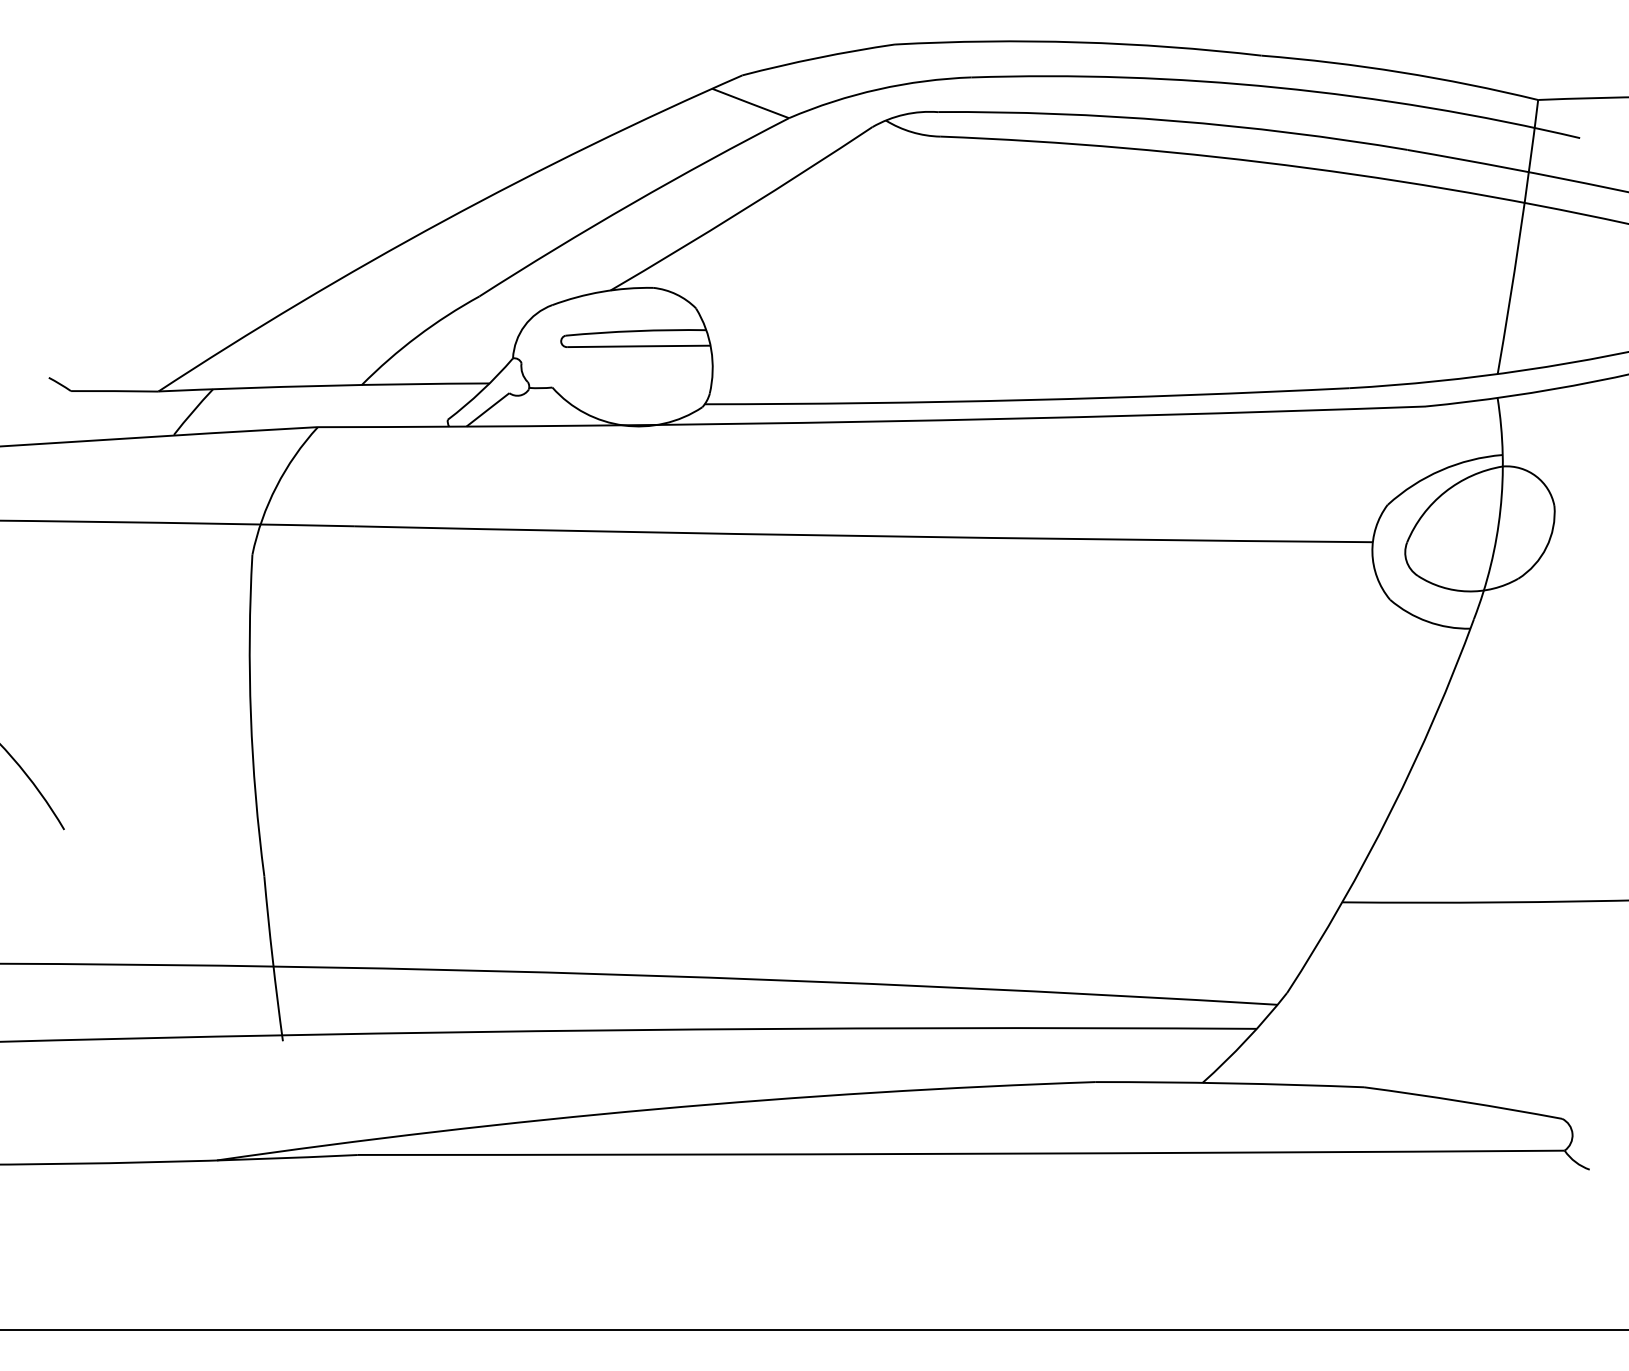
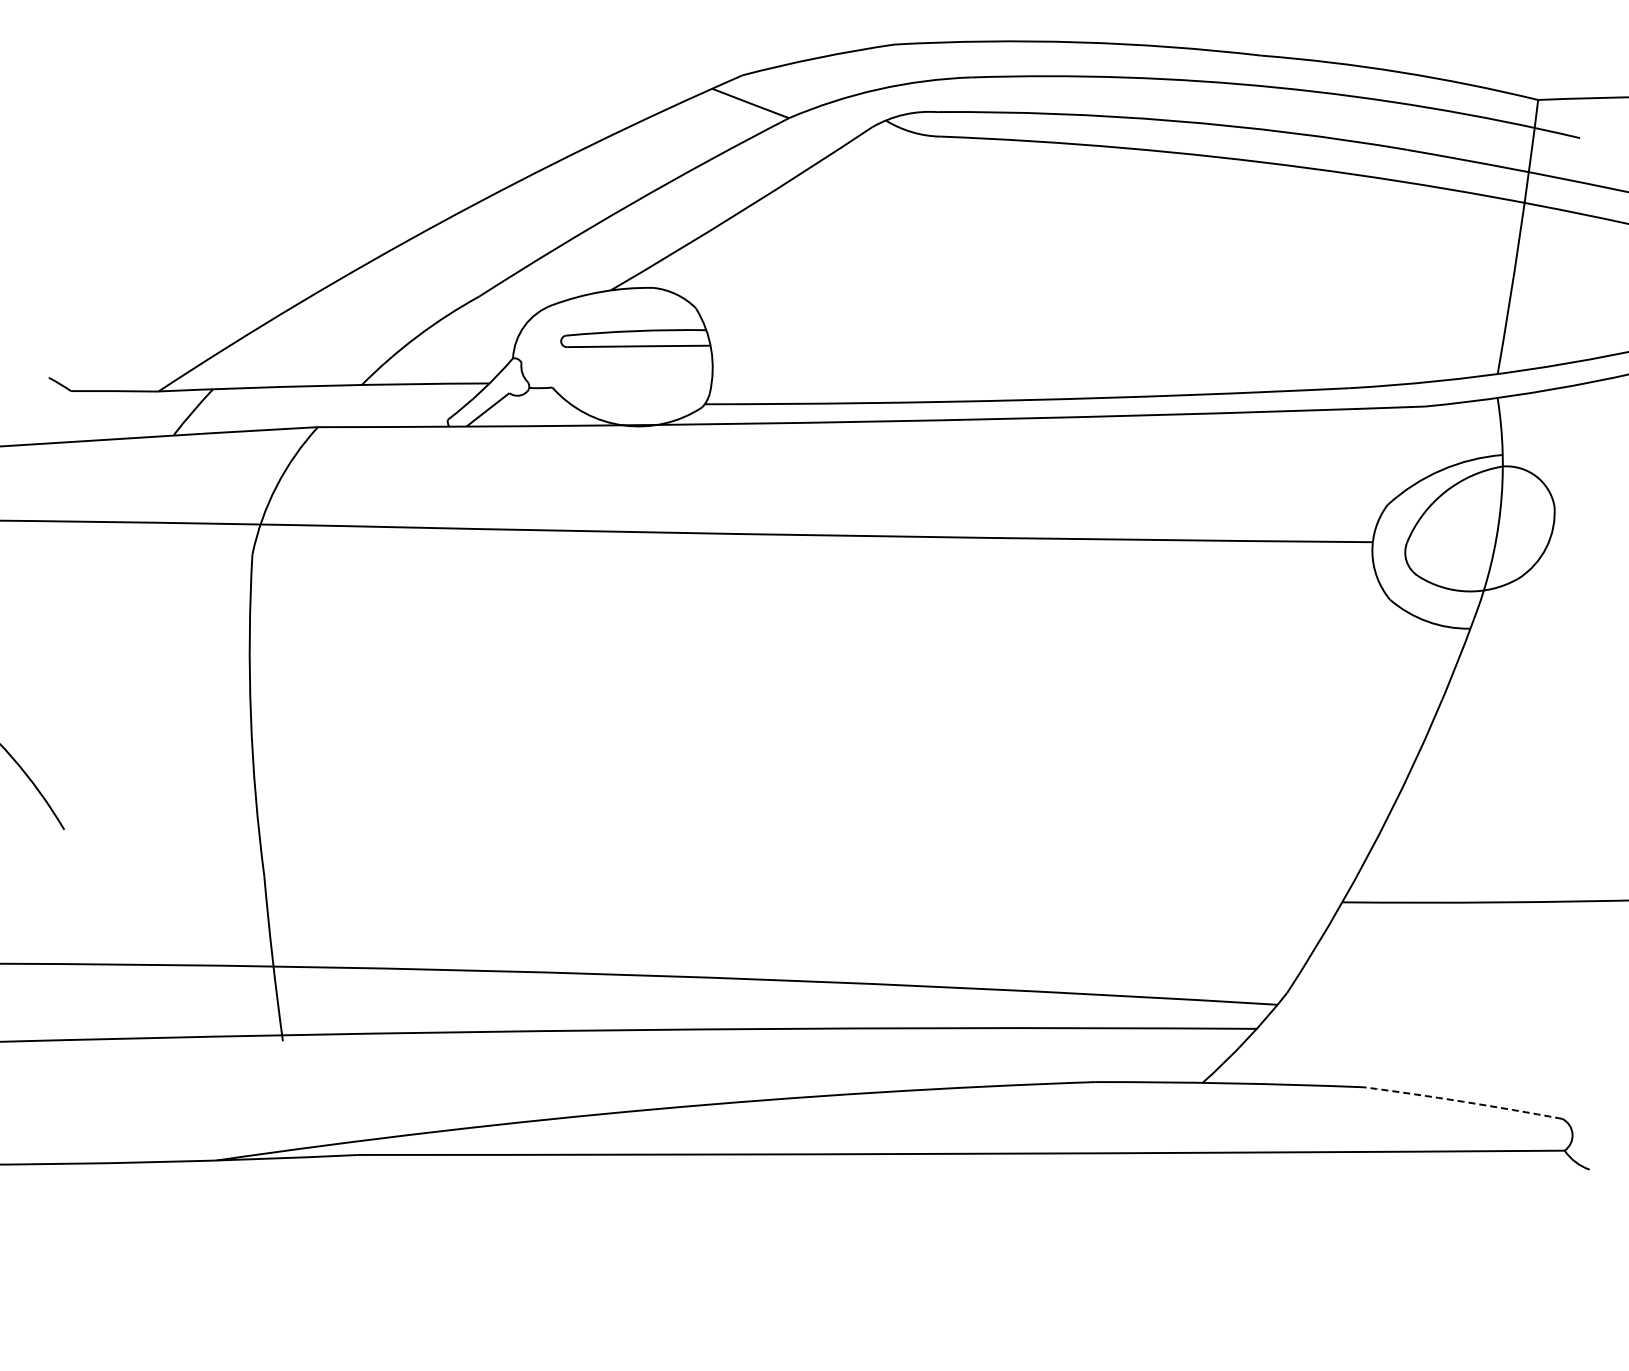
arc: solid -> dashed (1463, 1101)
line: present -> none (813, 1329)
